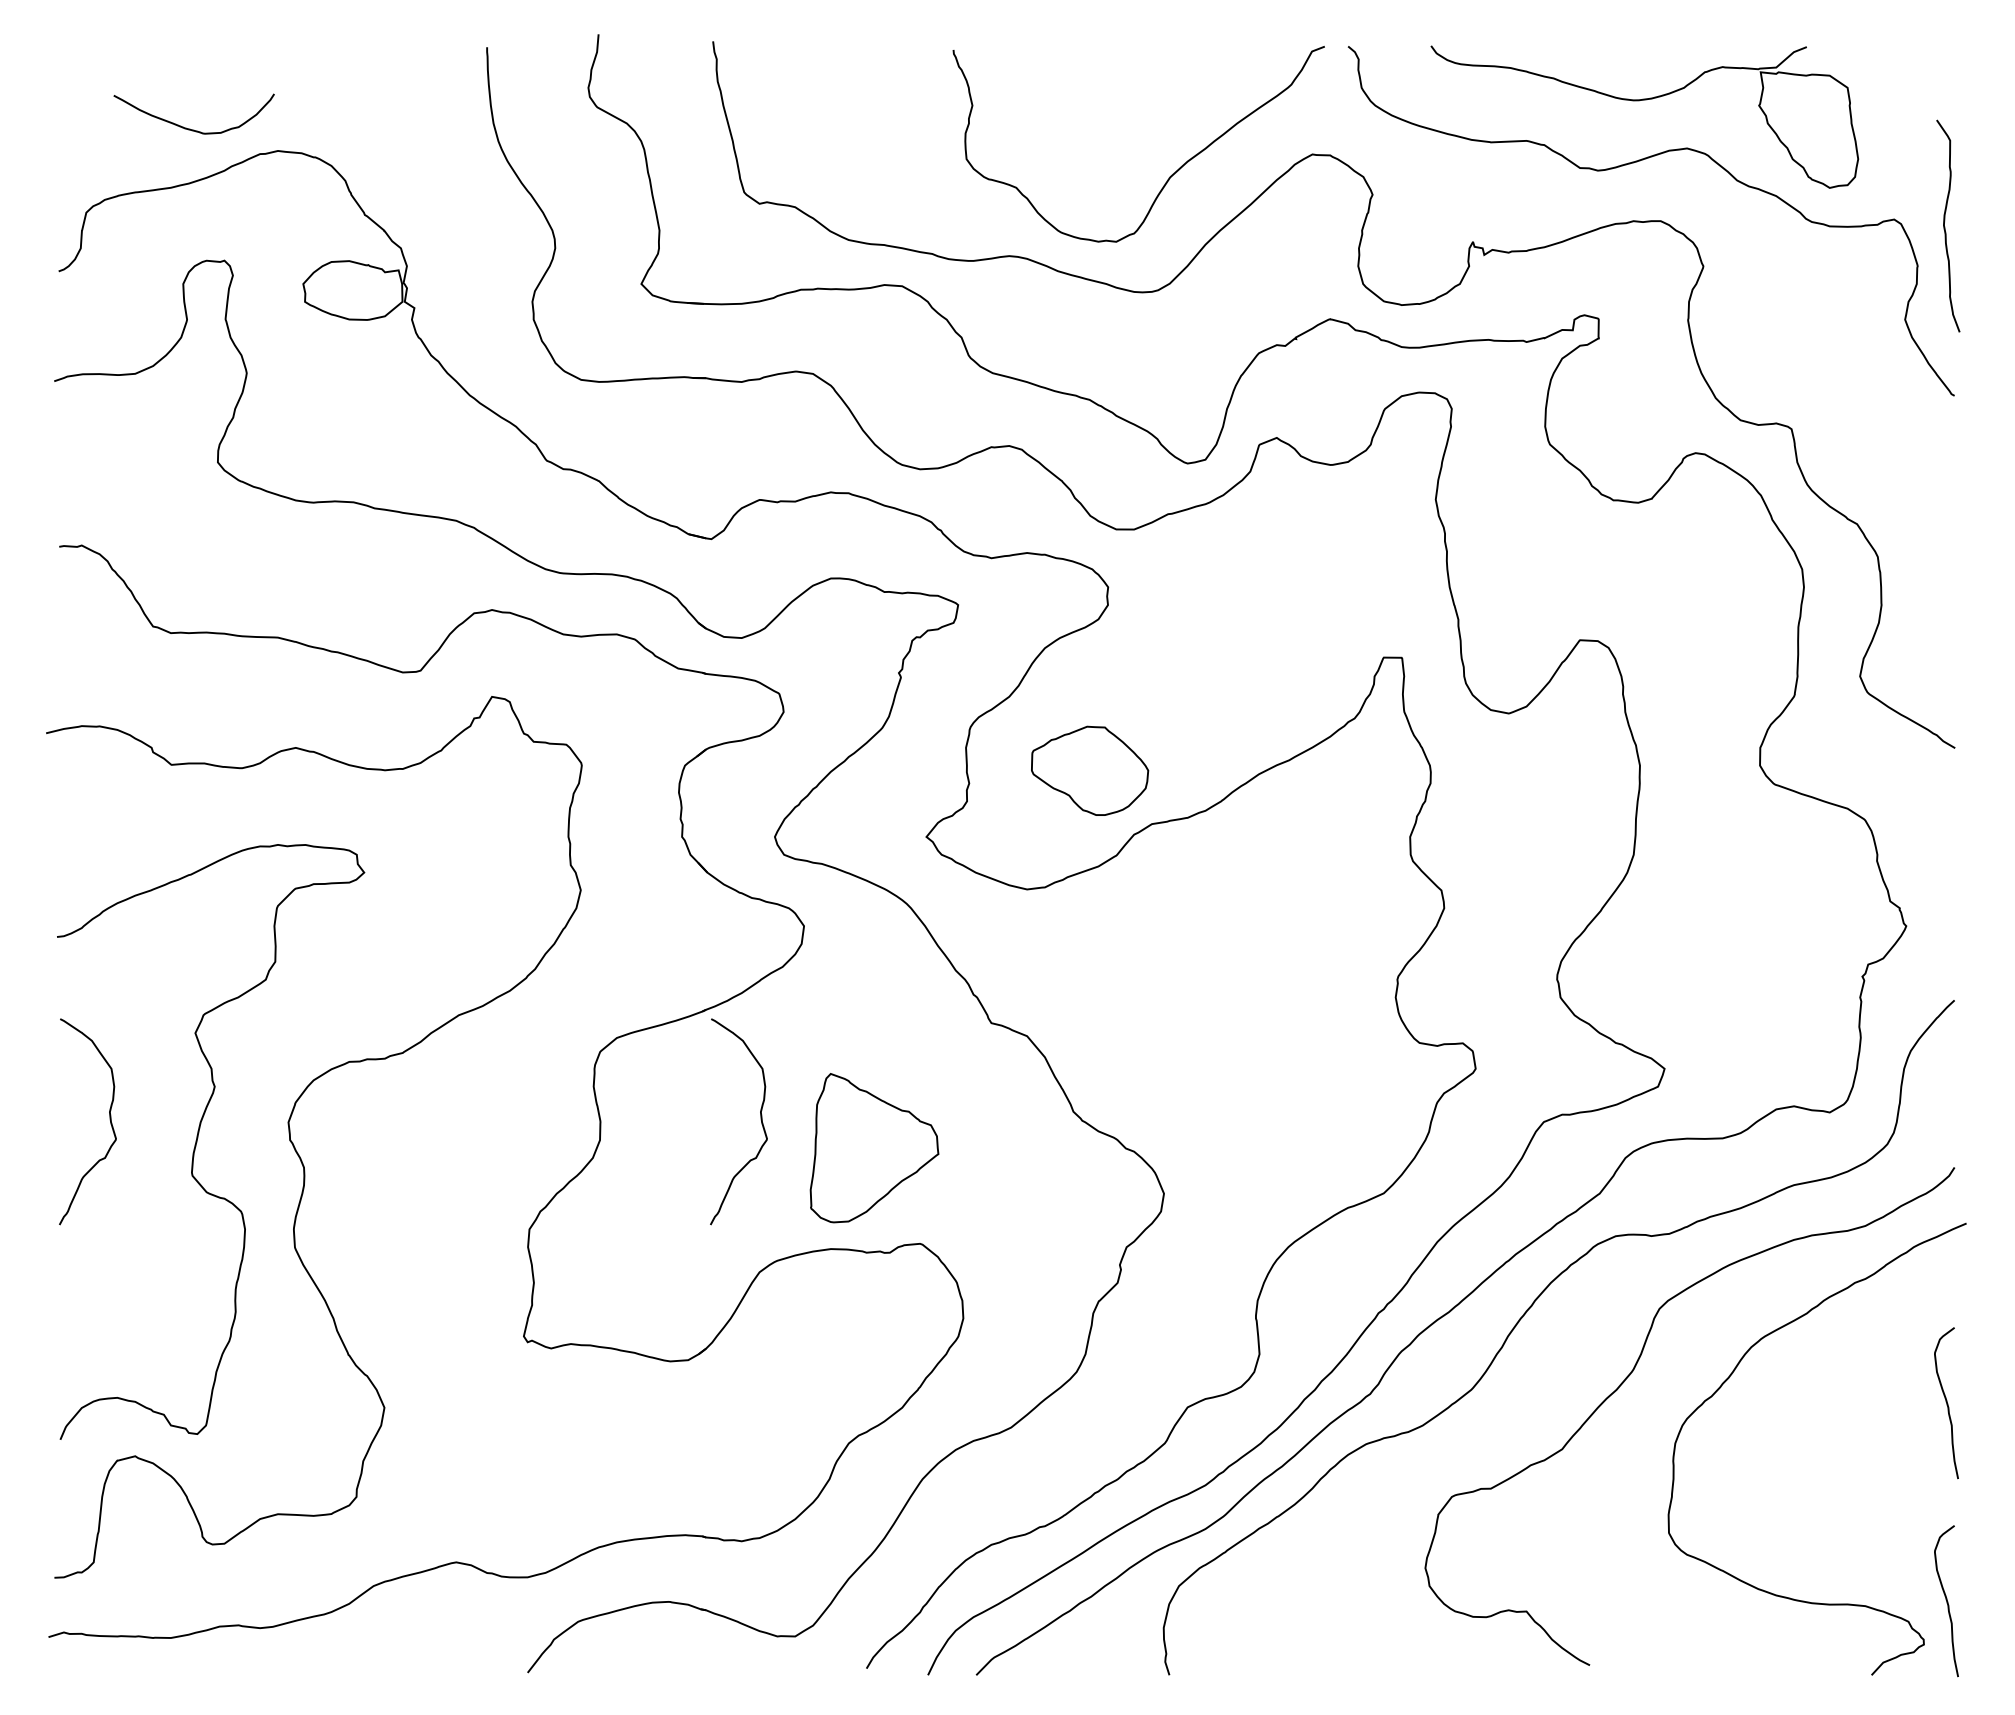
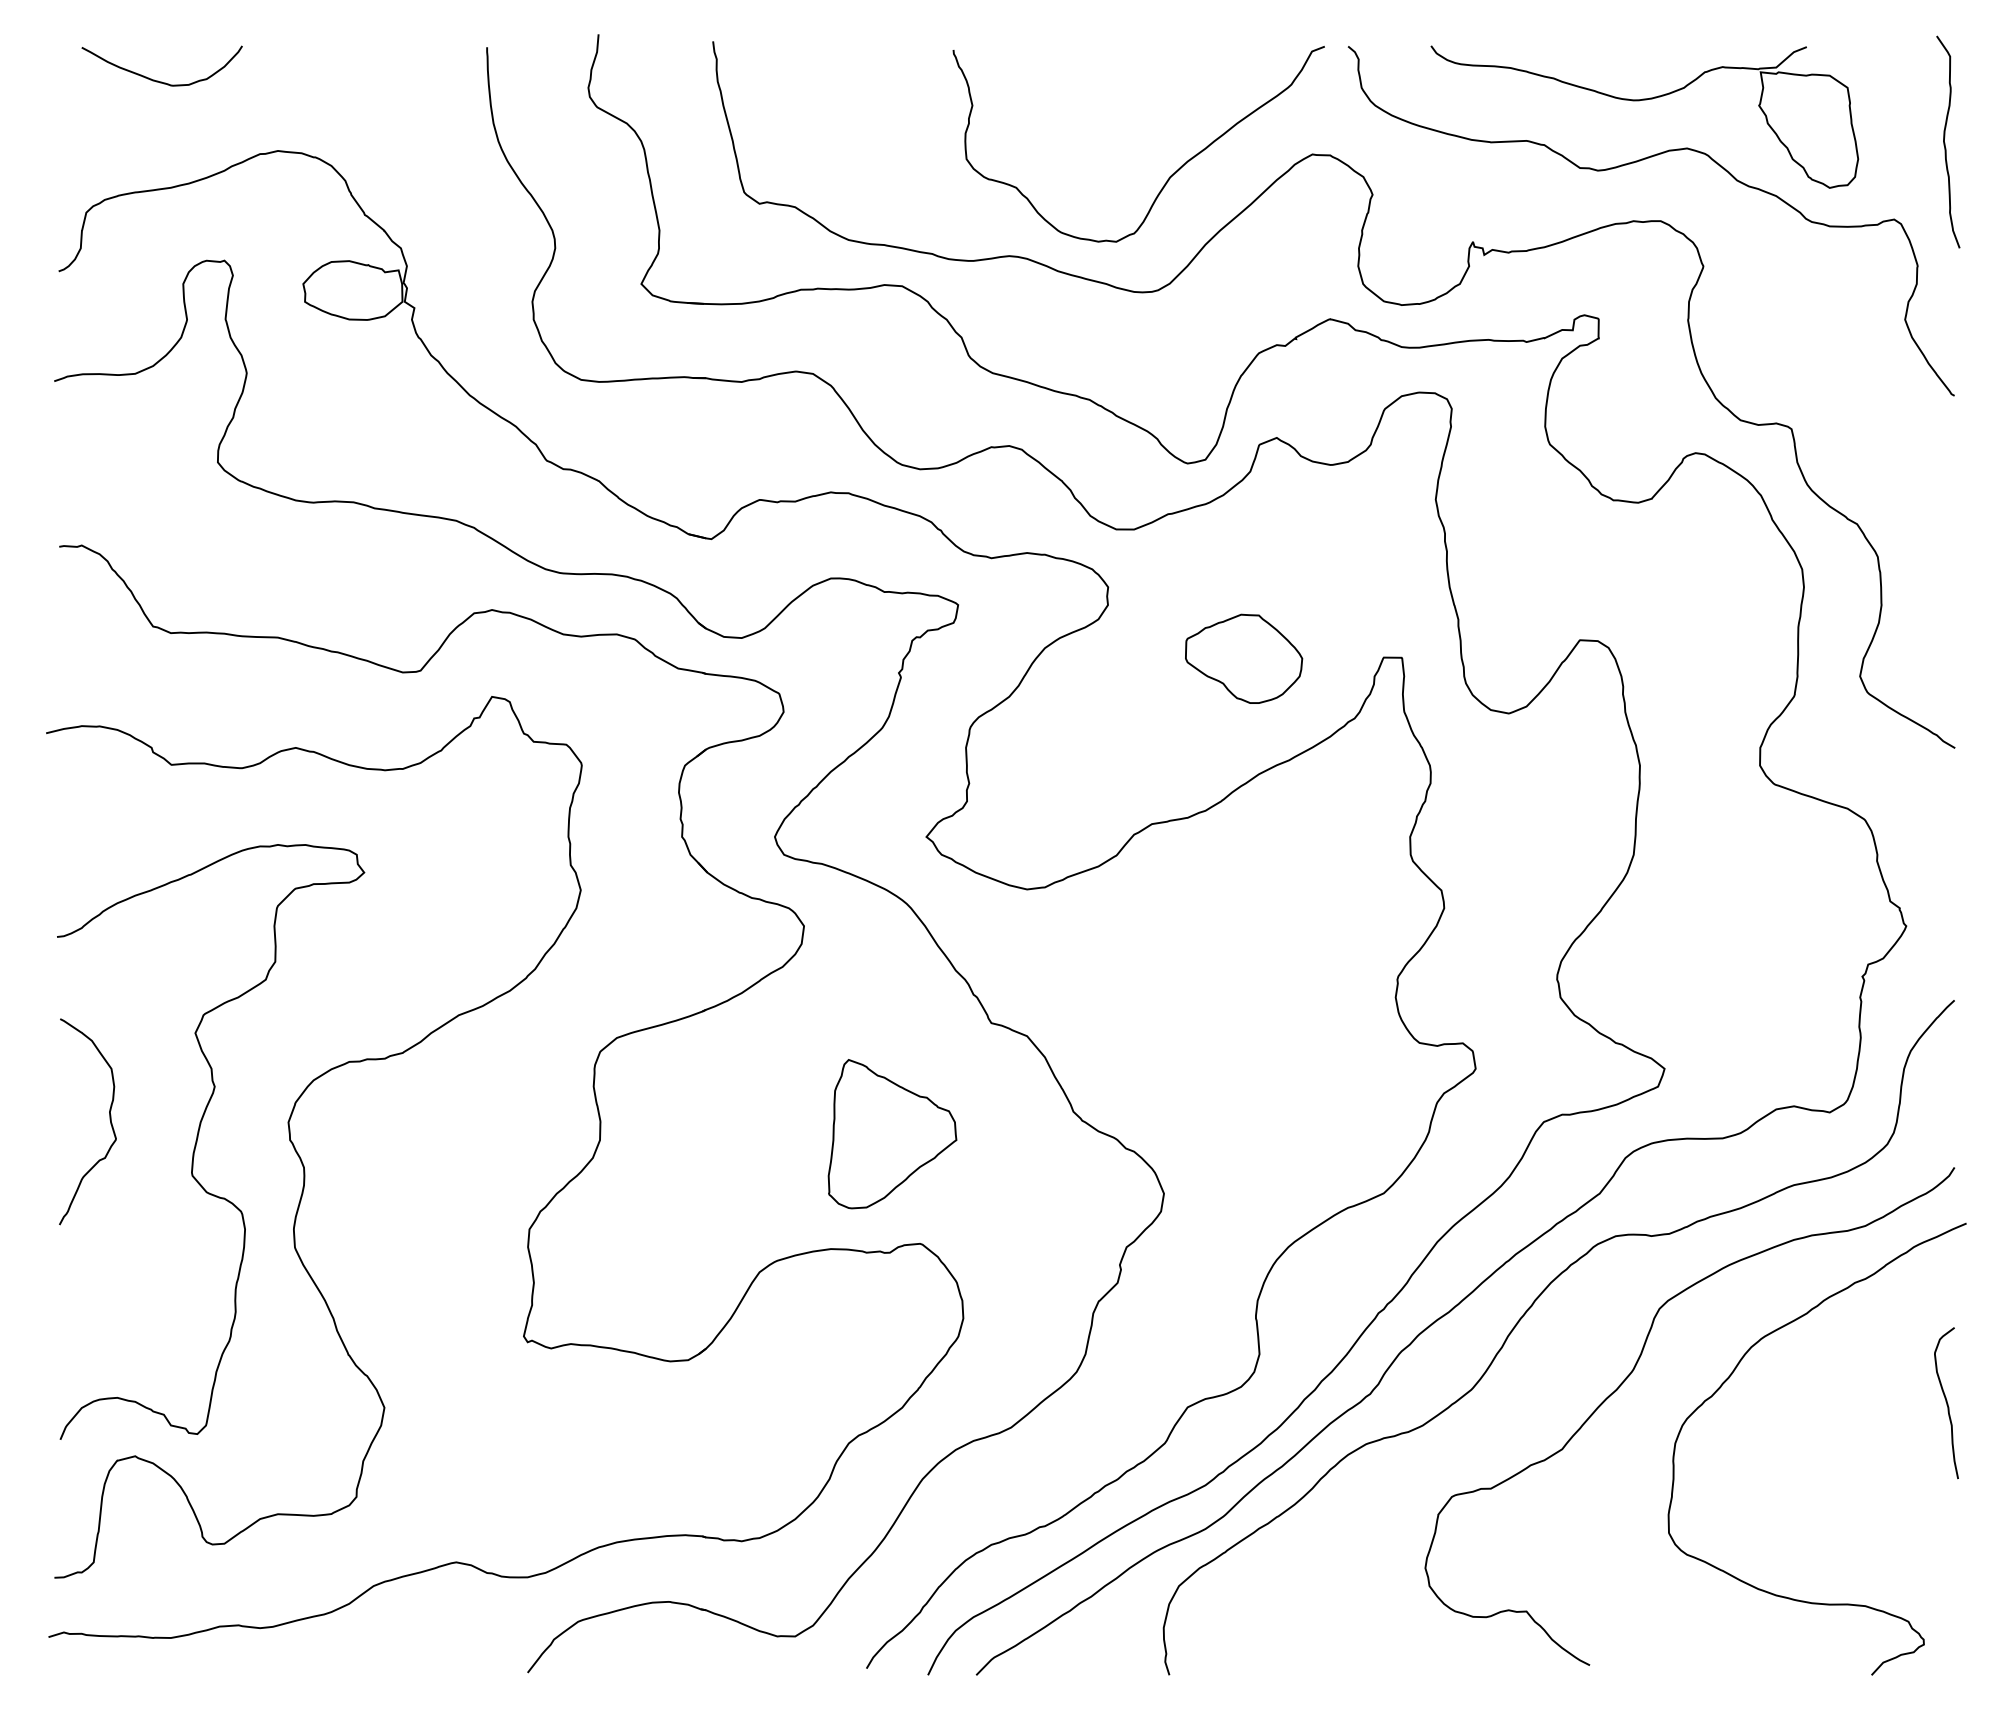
curve position: (190, 128) -> (158, 80) (158, 80)
curve position: (1945, 226) -> (1945, 142) (1945, 142)
part position: (1090, 770) -> (1244, 658) (1244, 658)
curve: present -> none (760, 1120)
part position: (874, 1148) -> (892, 1134) (892, 1134)
curve: present -> none (1946, 1601)
